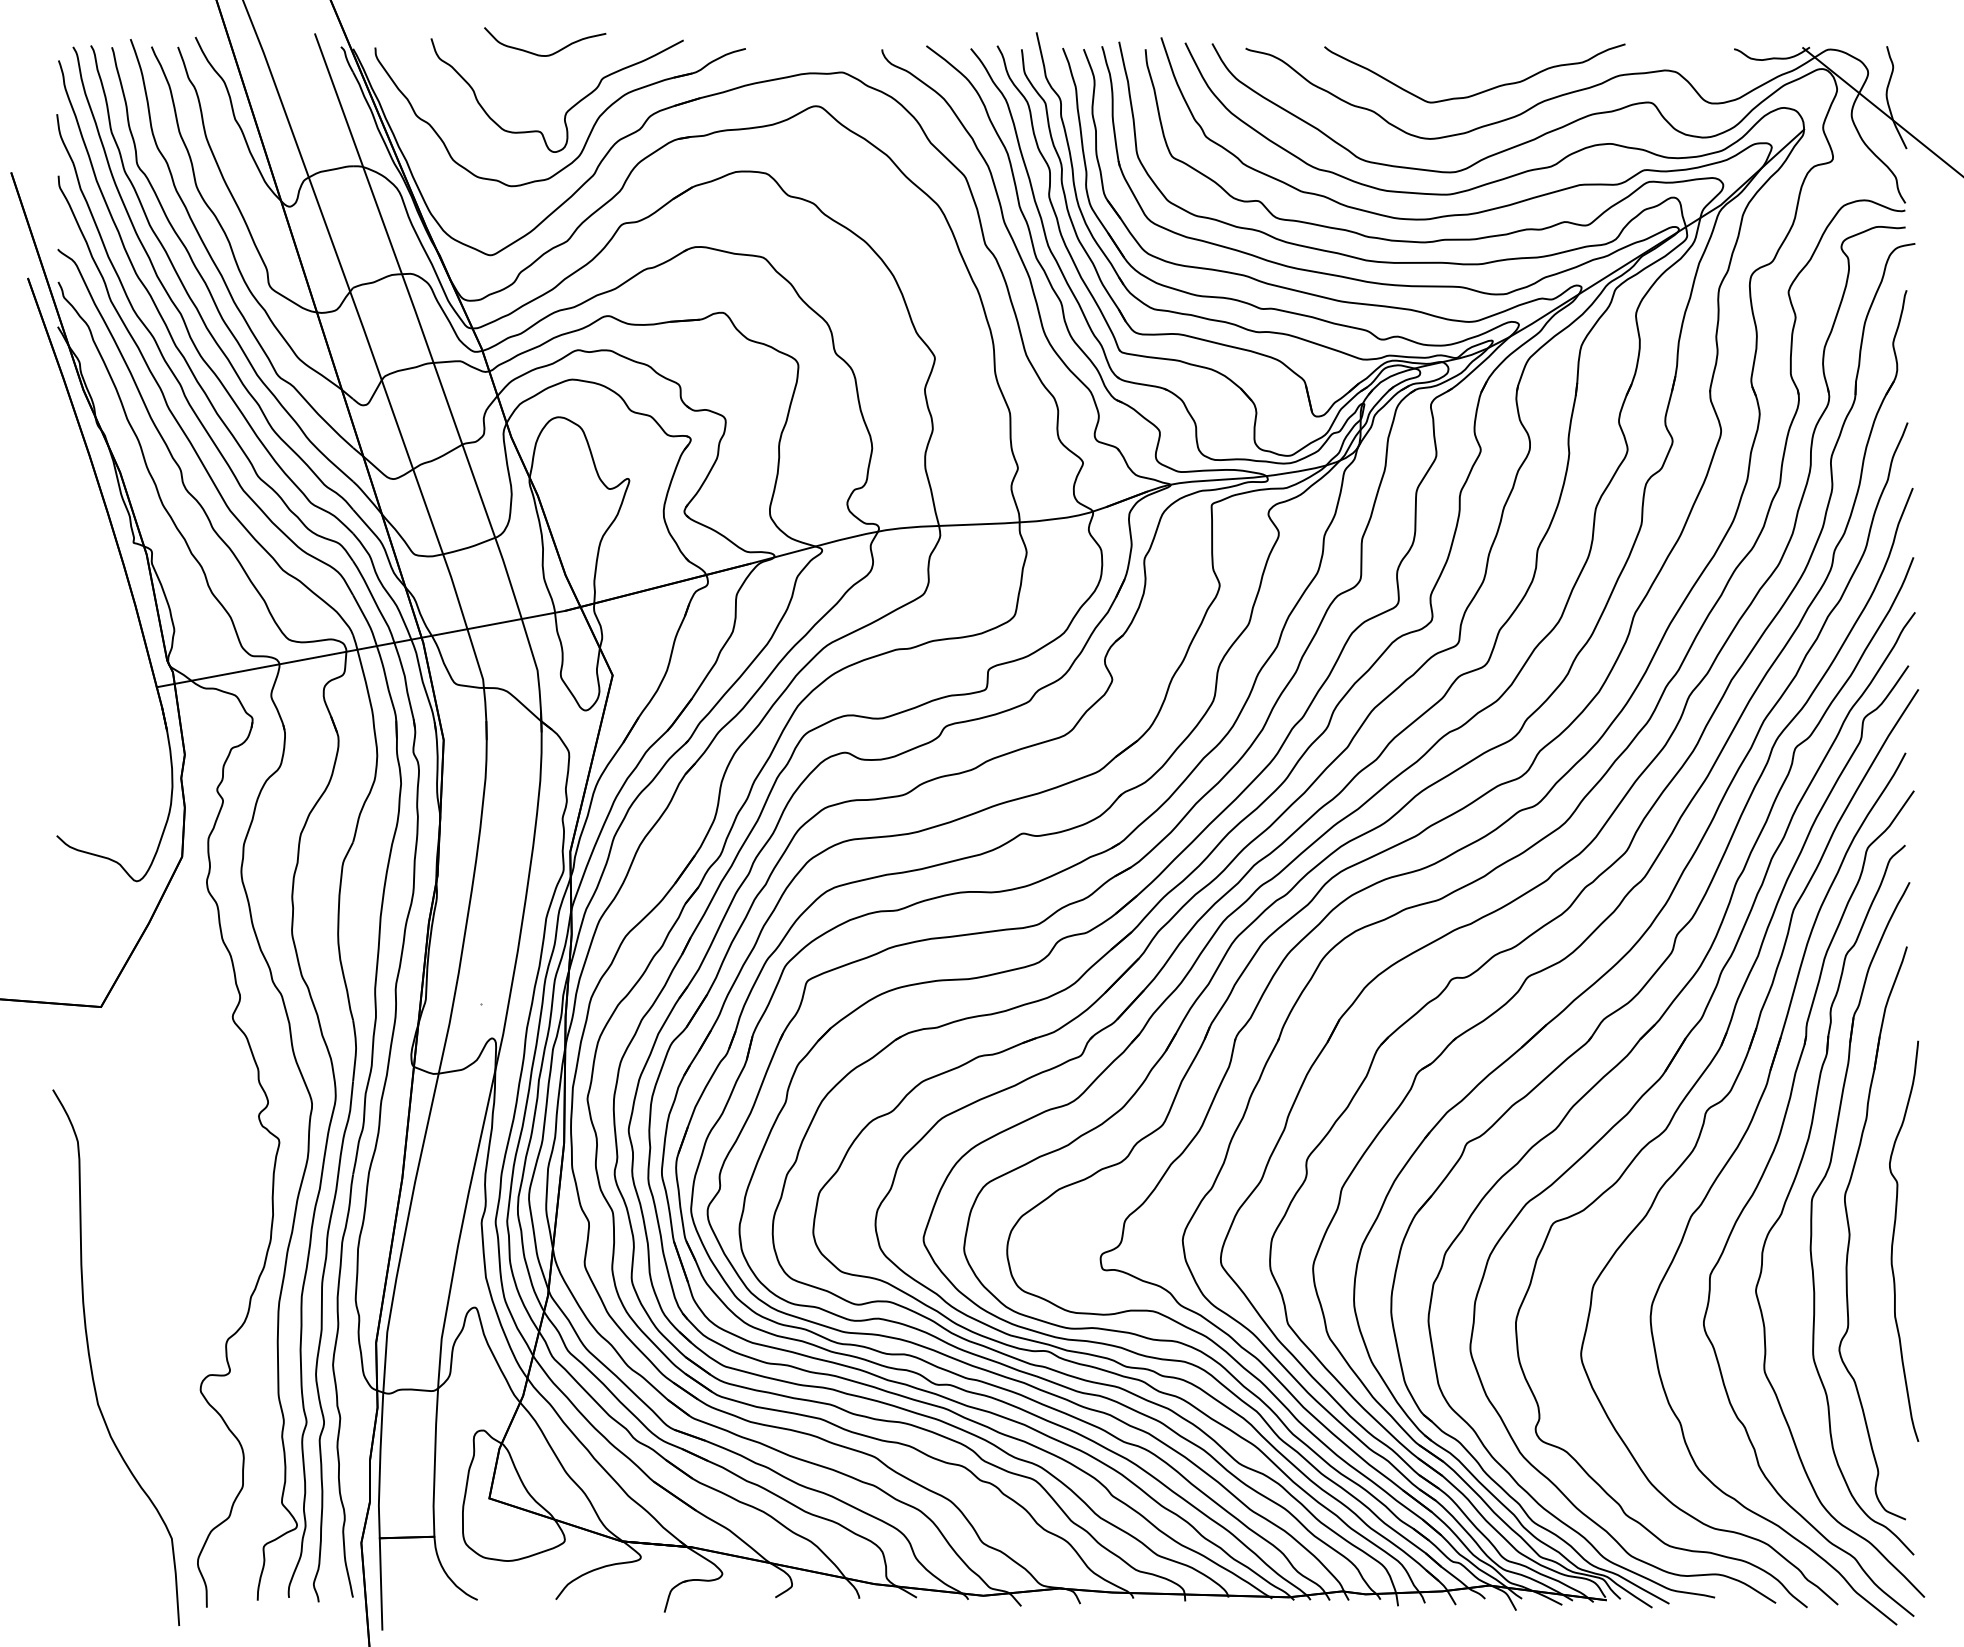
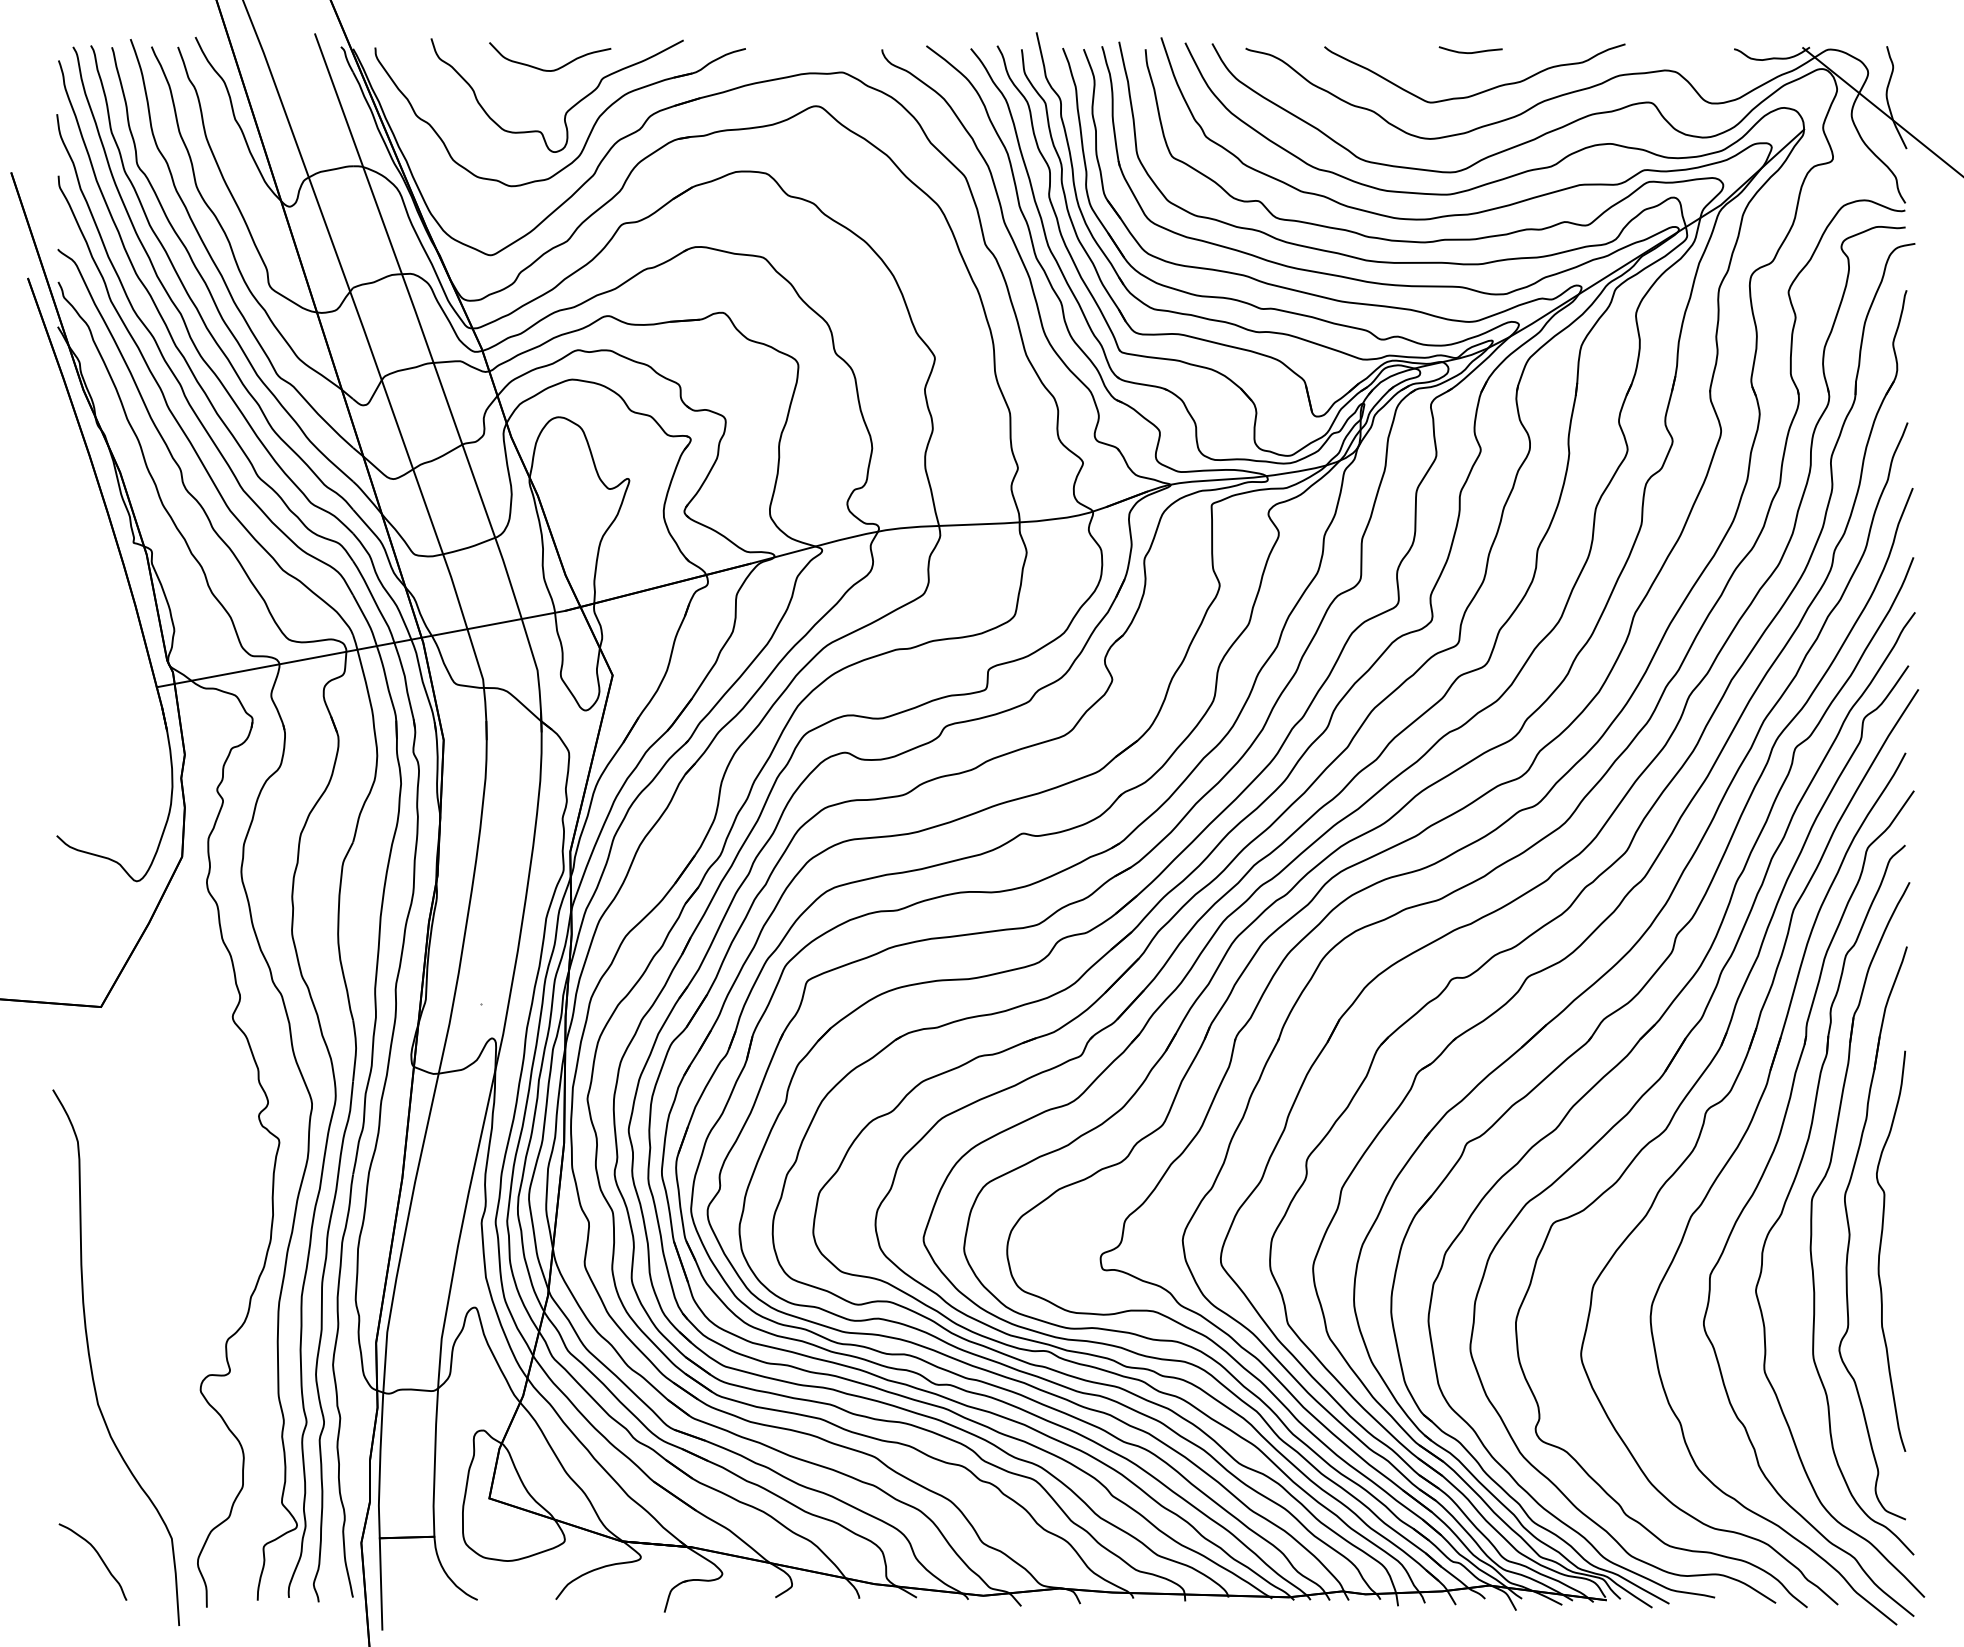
curve: none -> present (1470, 52)
curve position: (547, 54) -> (552, 69) (552, 69)
curve position: (1894, 1236) -> (1881, 1246) (1881, 1246)
curve: none -> present (98, 1556)
